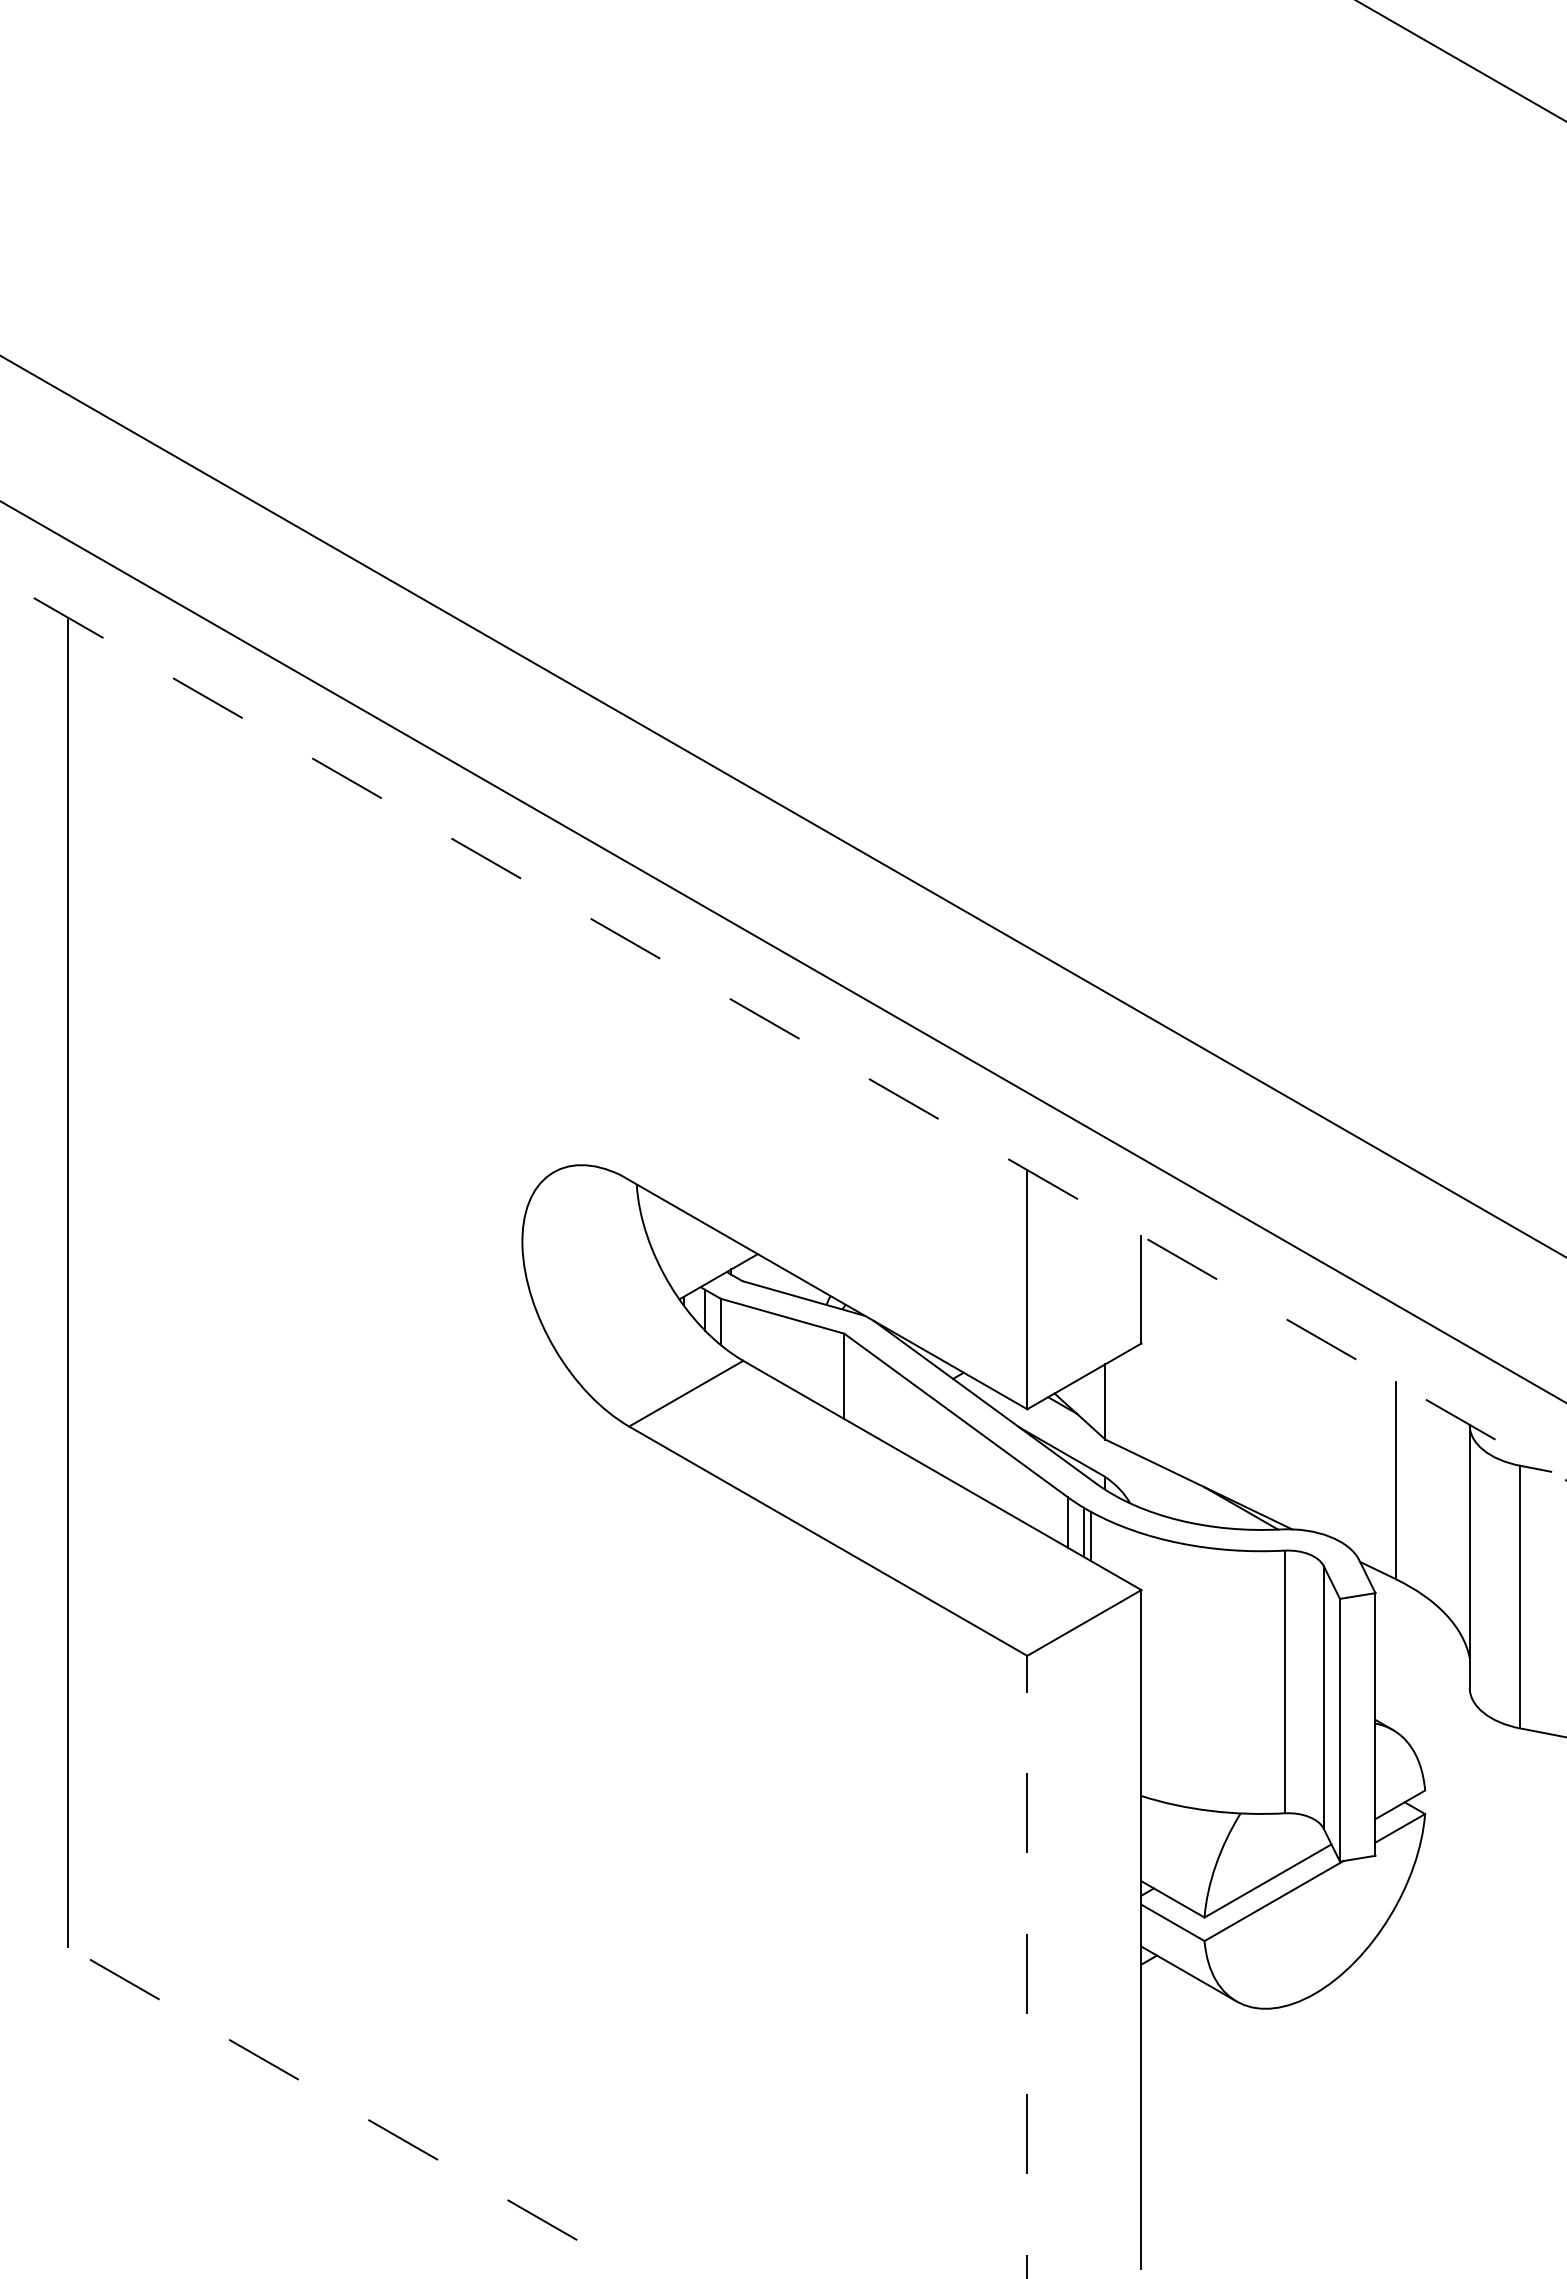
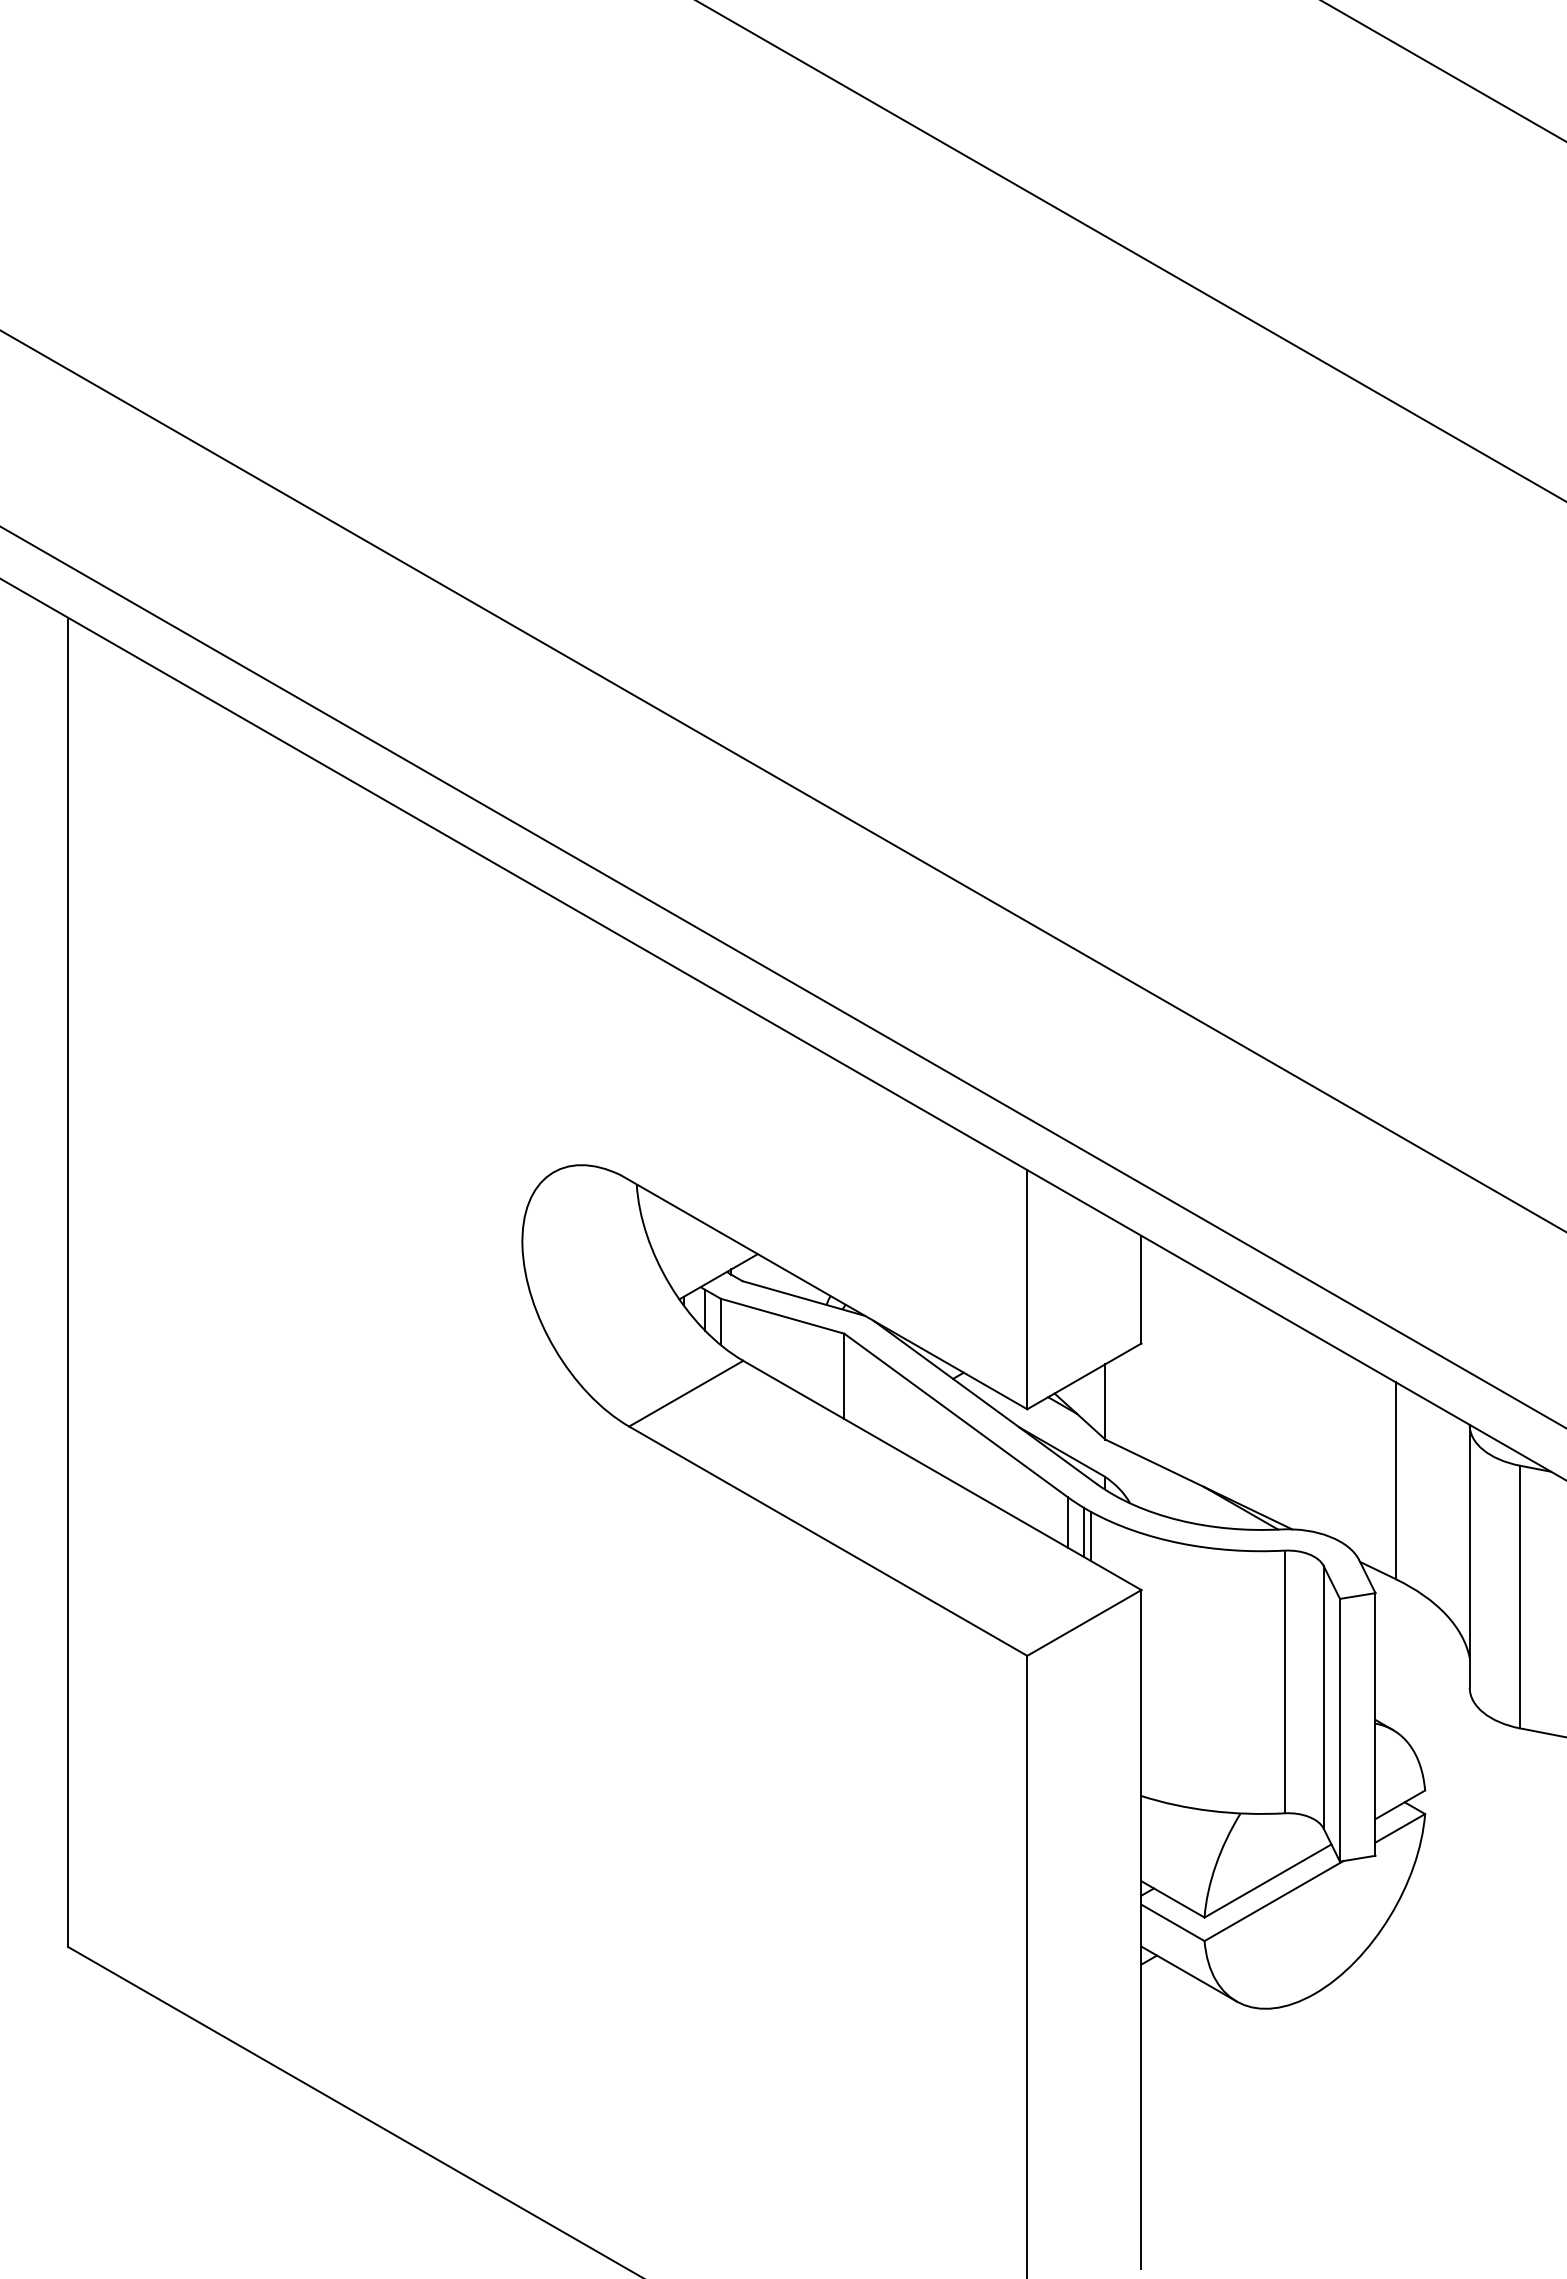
line position: (1461, 61) -> (1443, 71) (1443, 71)
line: none -> present (1130, 251)
line position: (782, 806) -> (782, 780) (782, 780)
line position: (782, 951) -> (782, 976) (782, 976)
line: dashed -> solid (783, 1029)
line: dashed -> solid (1027, 1966)
line: dashed -> solid (356, 2112)
